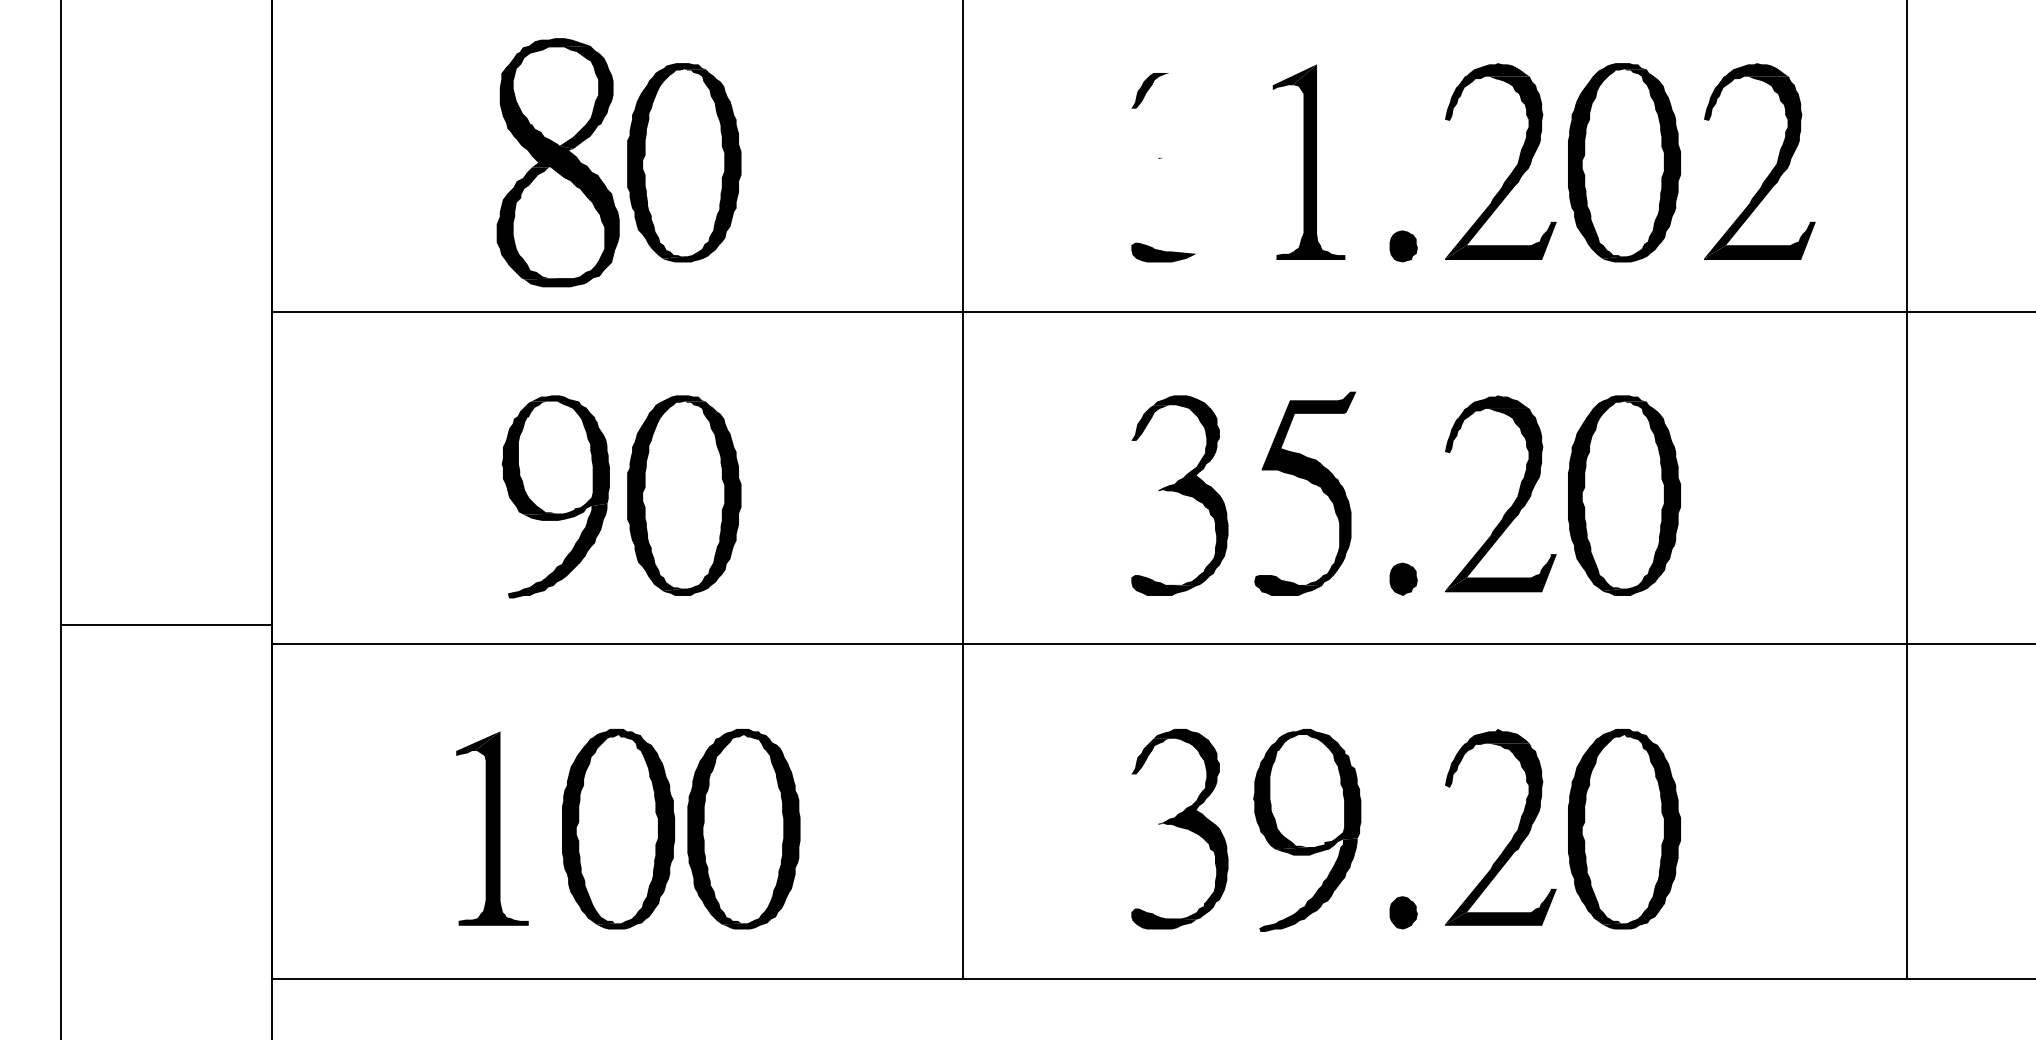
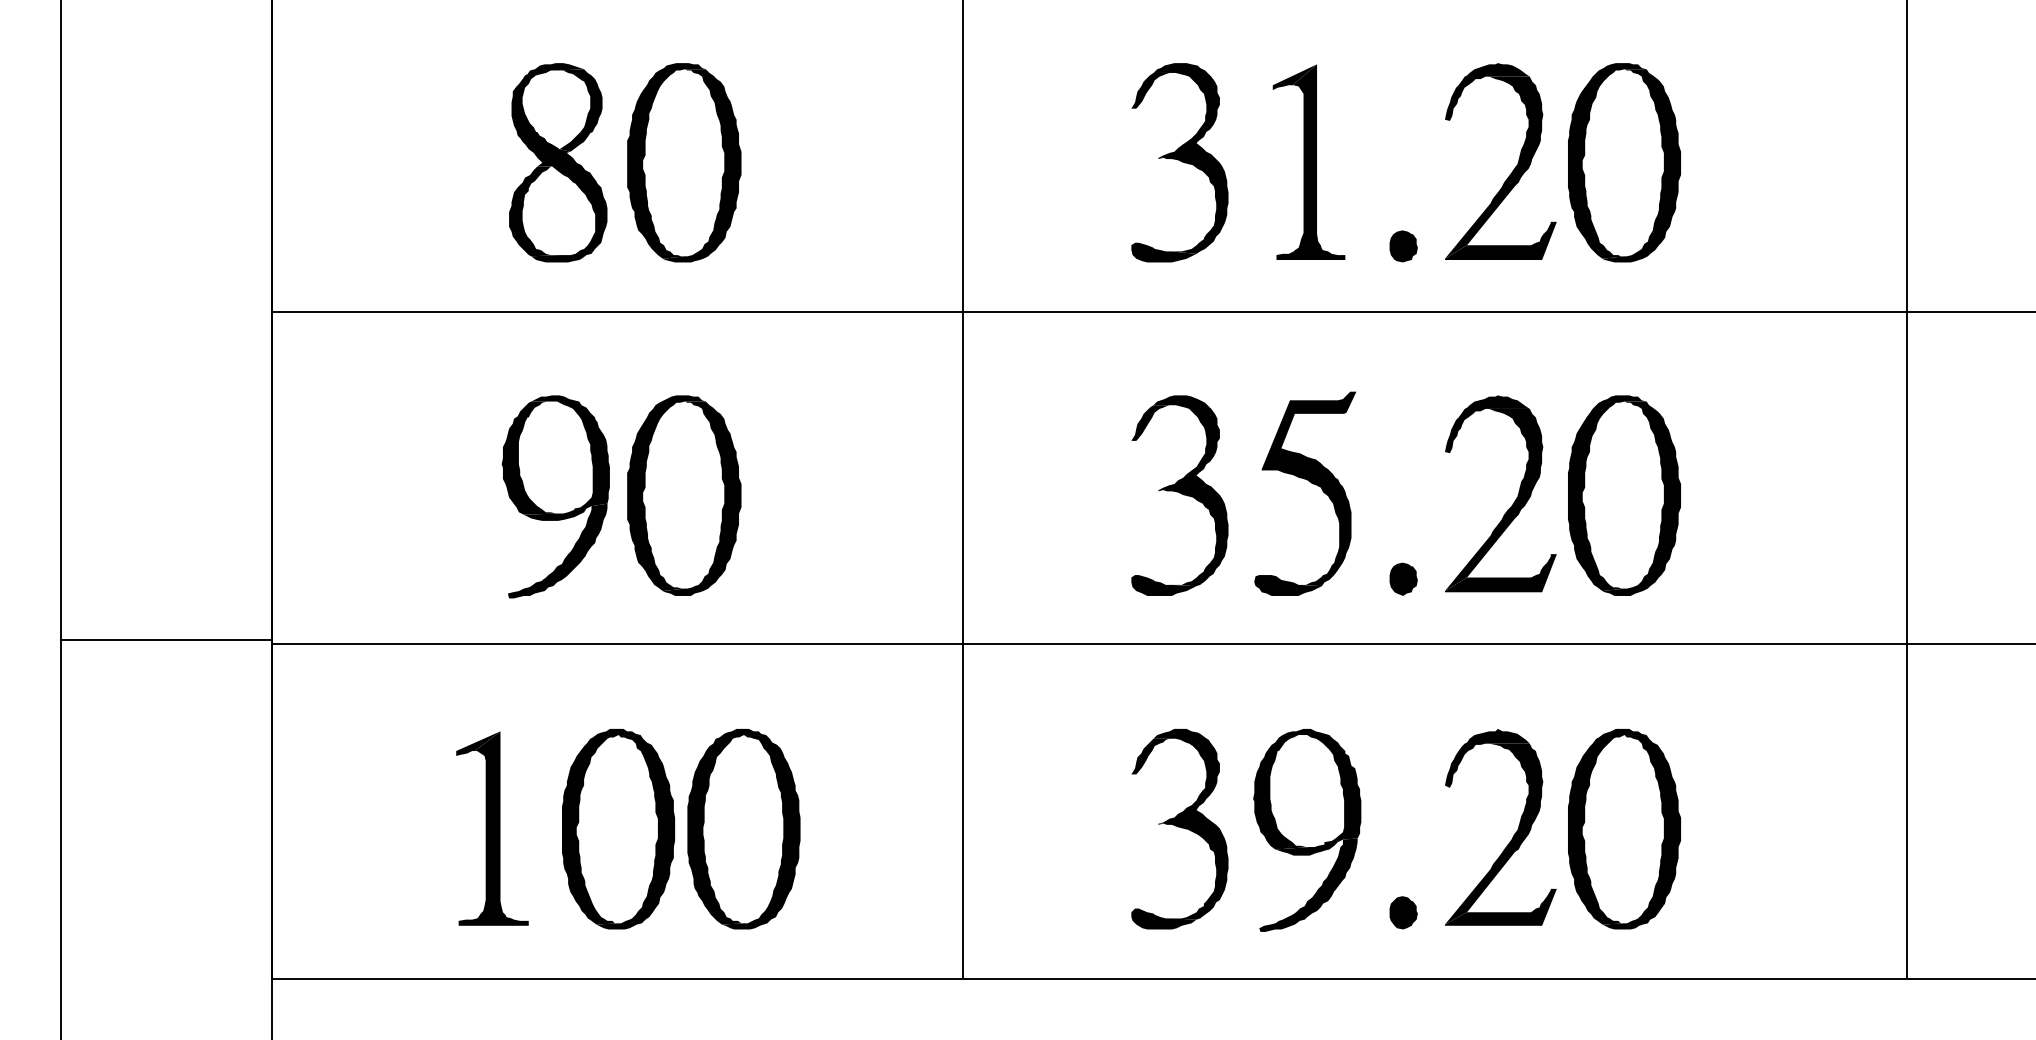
fill: none -> present (1190, 158)
part size: 124x250 px -> 99x200 px (558, 162)
part: present -> none (1771, 170)
line position: (166, 624) -> (166, 639) (166, 639)
